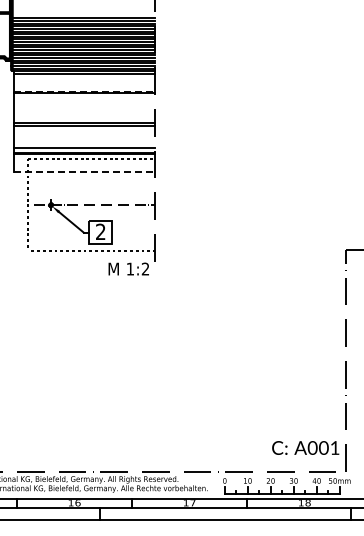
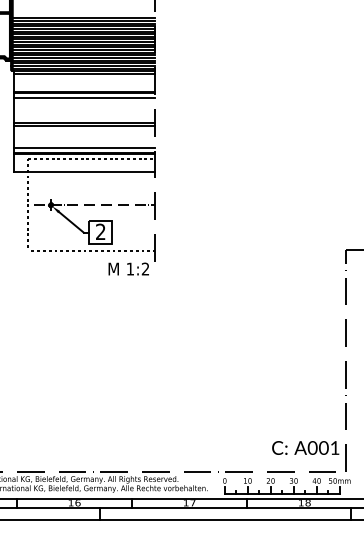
line: dashed -> solid (84, 91)
line: none -> present (84, 97)
line: dashed -> solid (84, 171)
